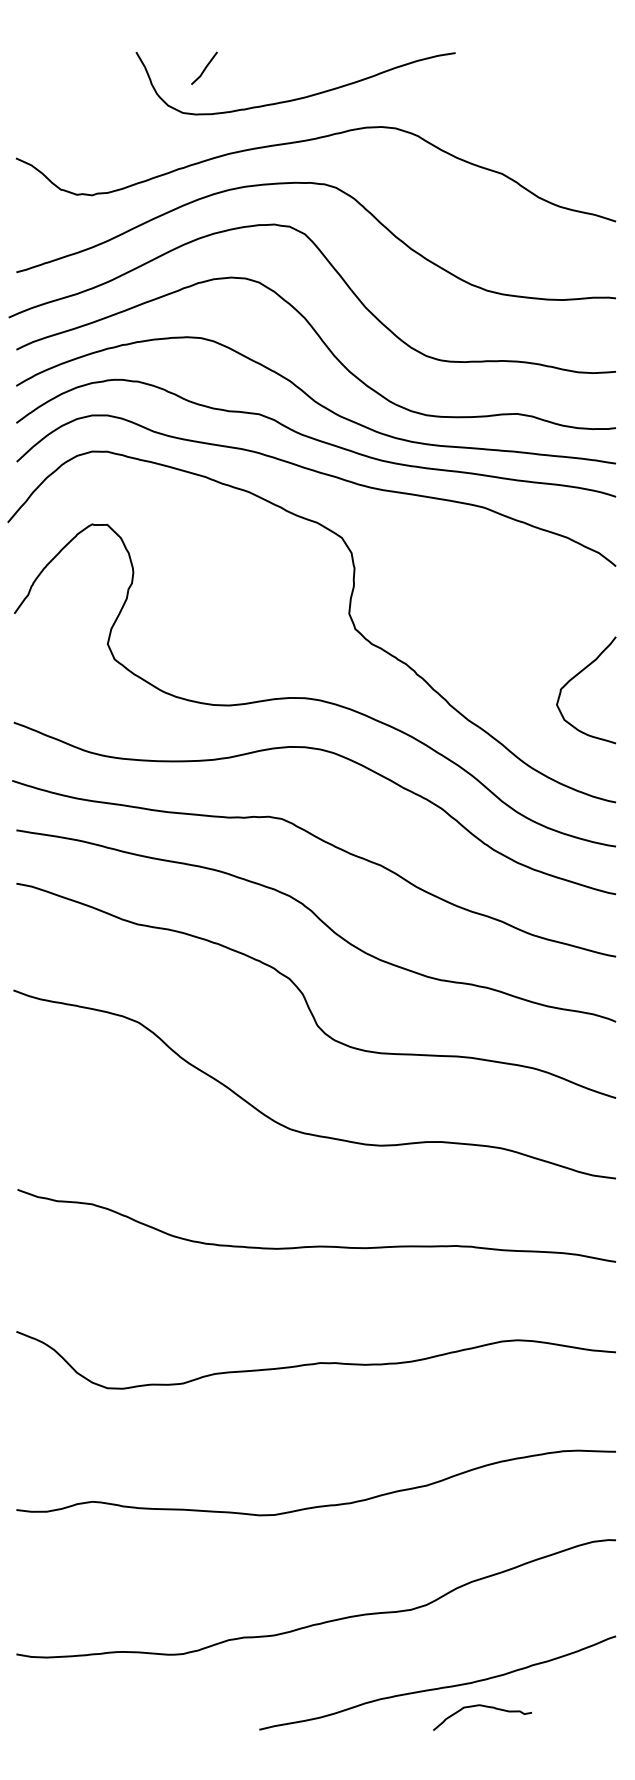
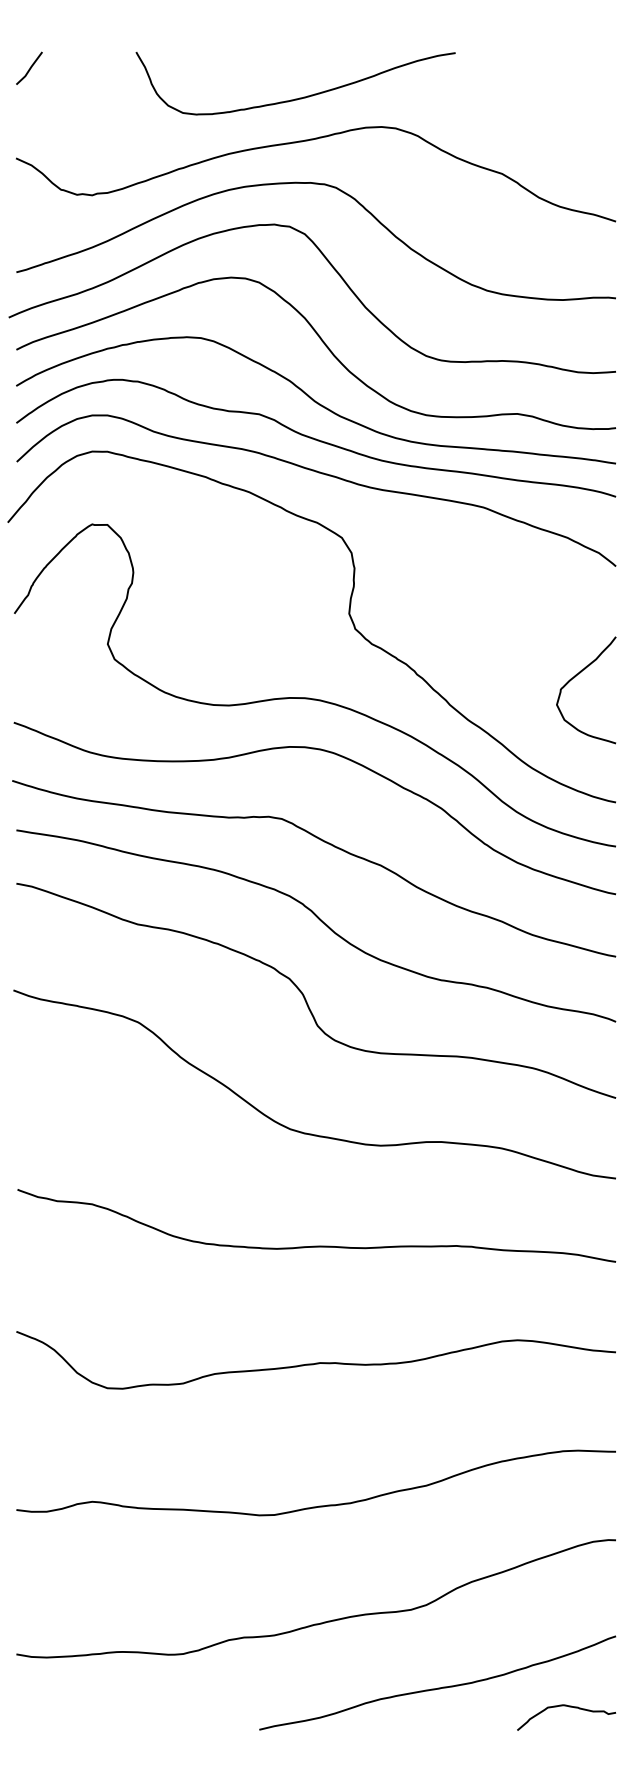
line position: (204, 67) -> (29, 67) (29, 67)
curve position: (485, 1707) -> (569, 1707) (569, 1707)
